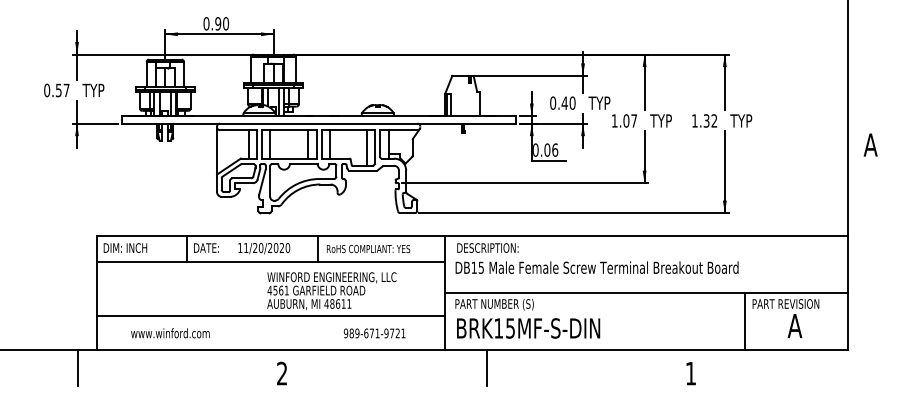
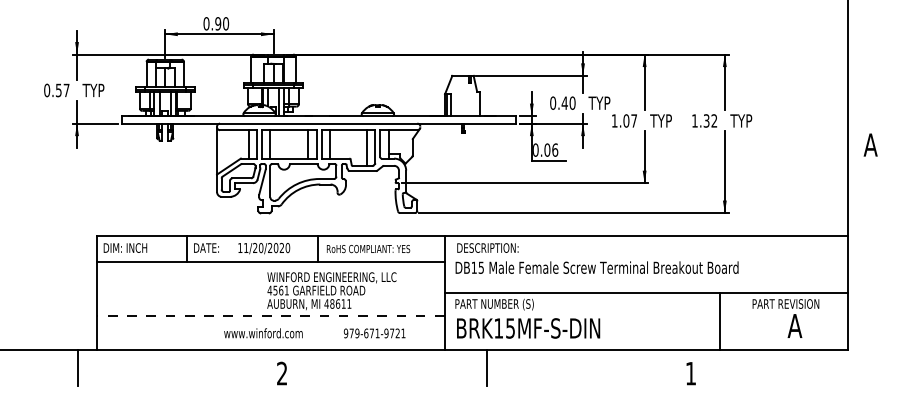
line: solid -> dashed (270, 316)
line position: (745, 320) -> (720, 320) (720, 320)
text position: (170, 333) -> (263, 333) (263, 333)
text: 989-671-9721 -> 979-671-9721 (351, 333)
